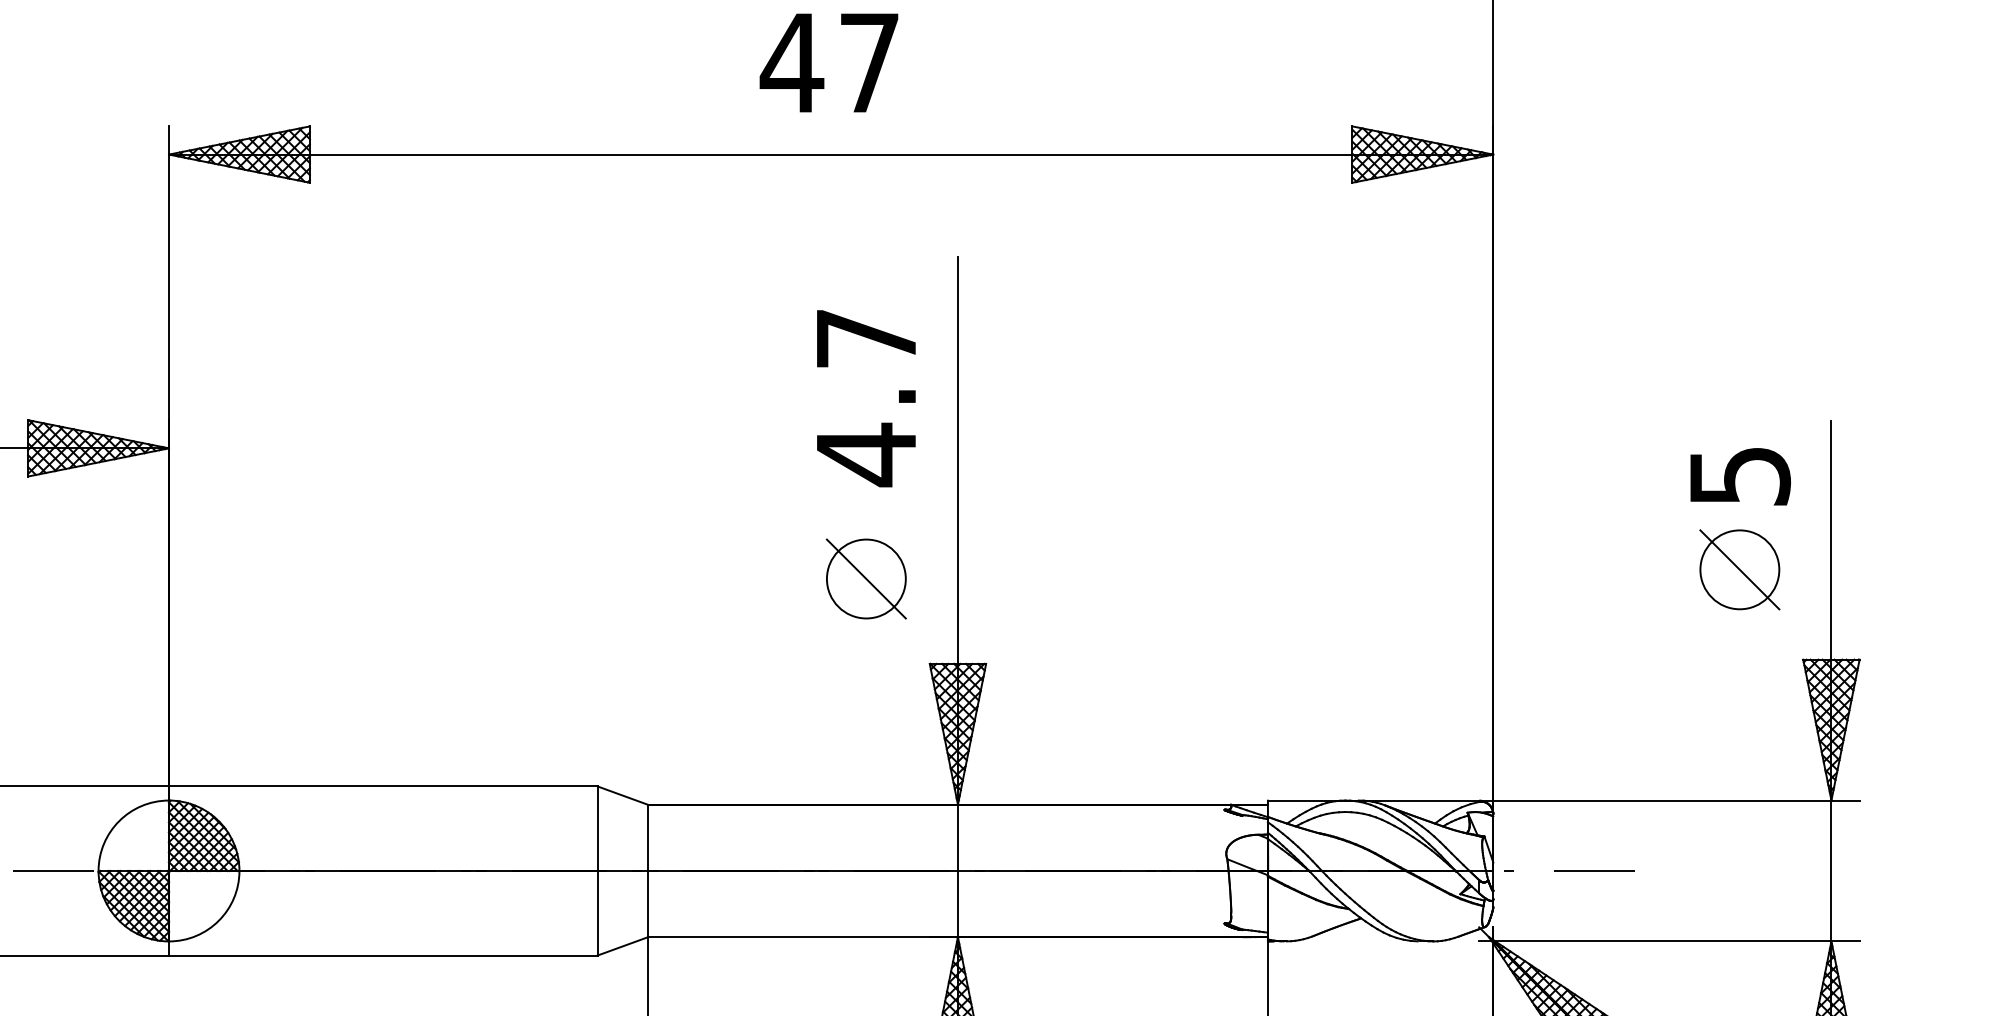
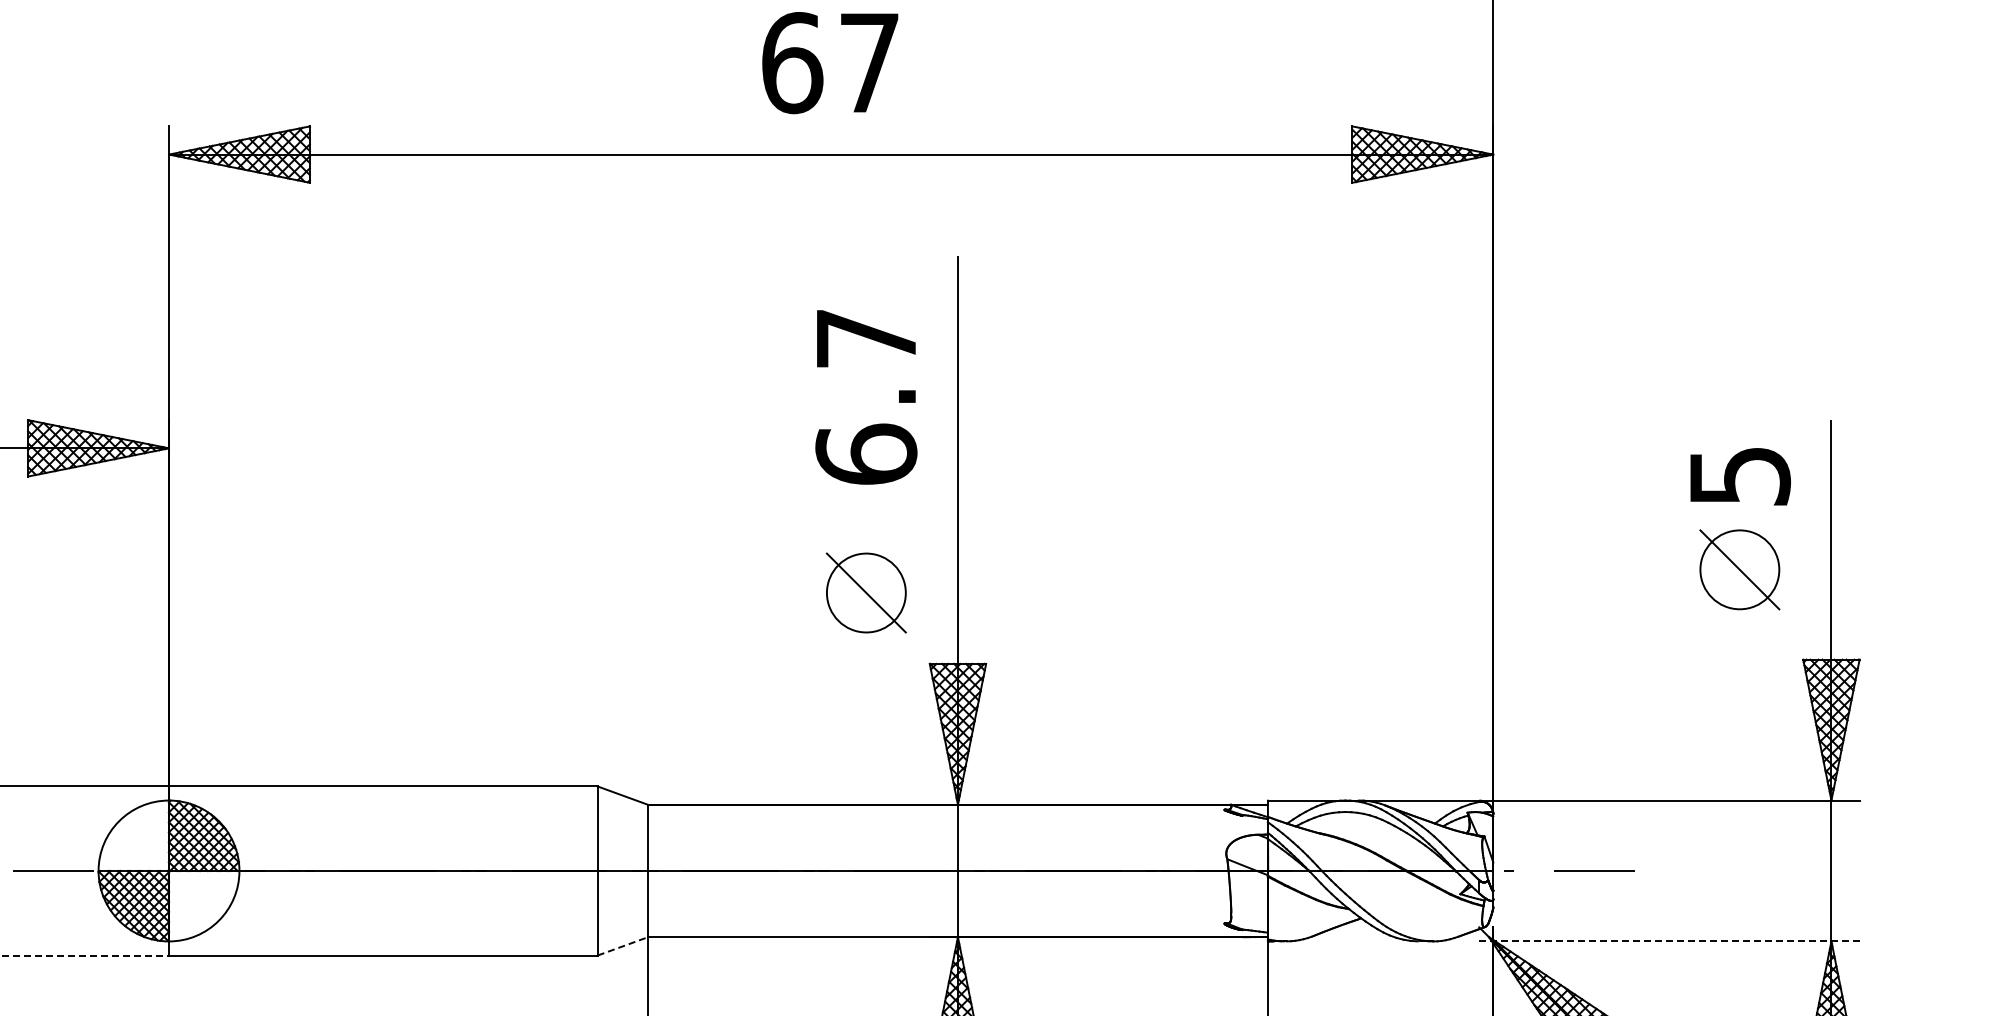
text: 47 -> 67 (791, 63)
text: 4.7 -> 6.7 (866, 454)
part position: (865, 578) -> (865, 592) (865, 592)
line: solid -> dashed (1669, 941)
line: solid -> dashed (622, 946)
line: solid -> dashed (85, 955)
